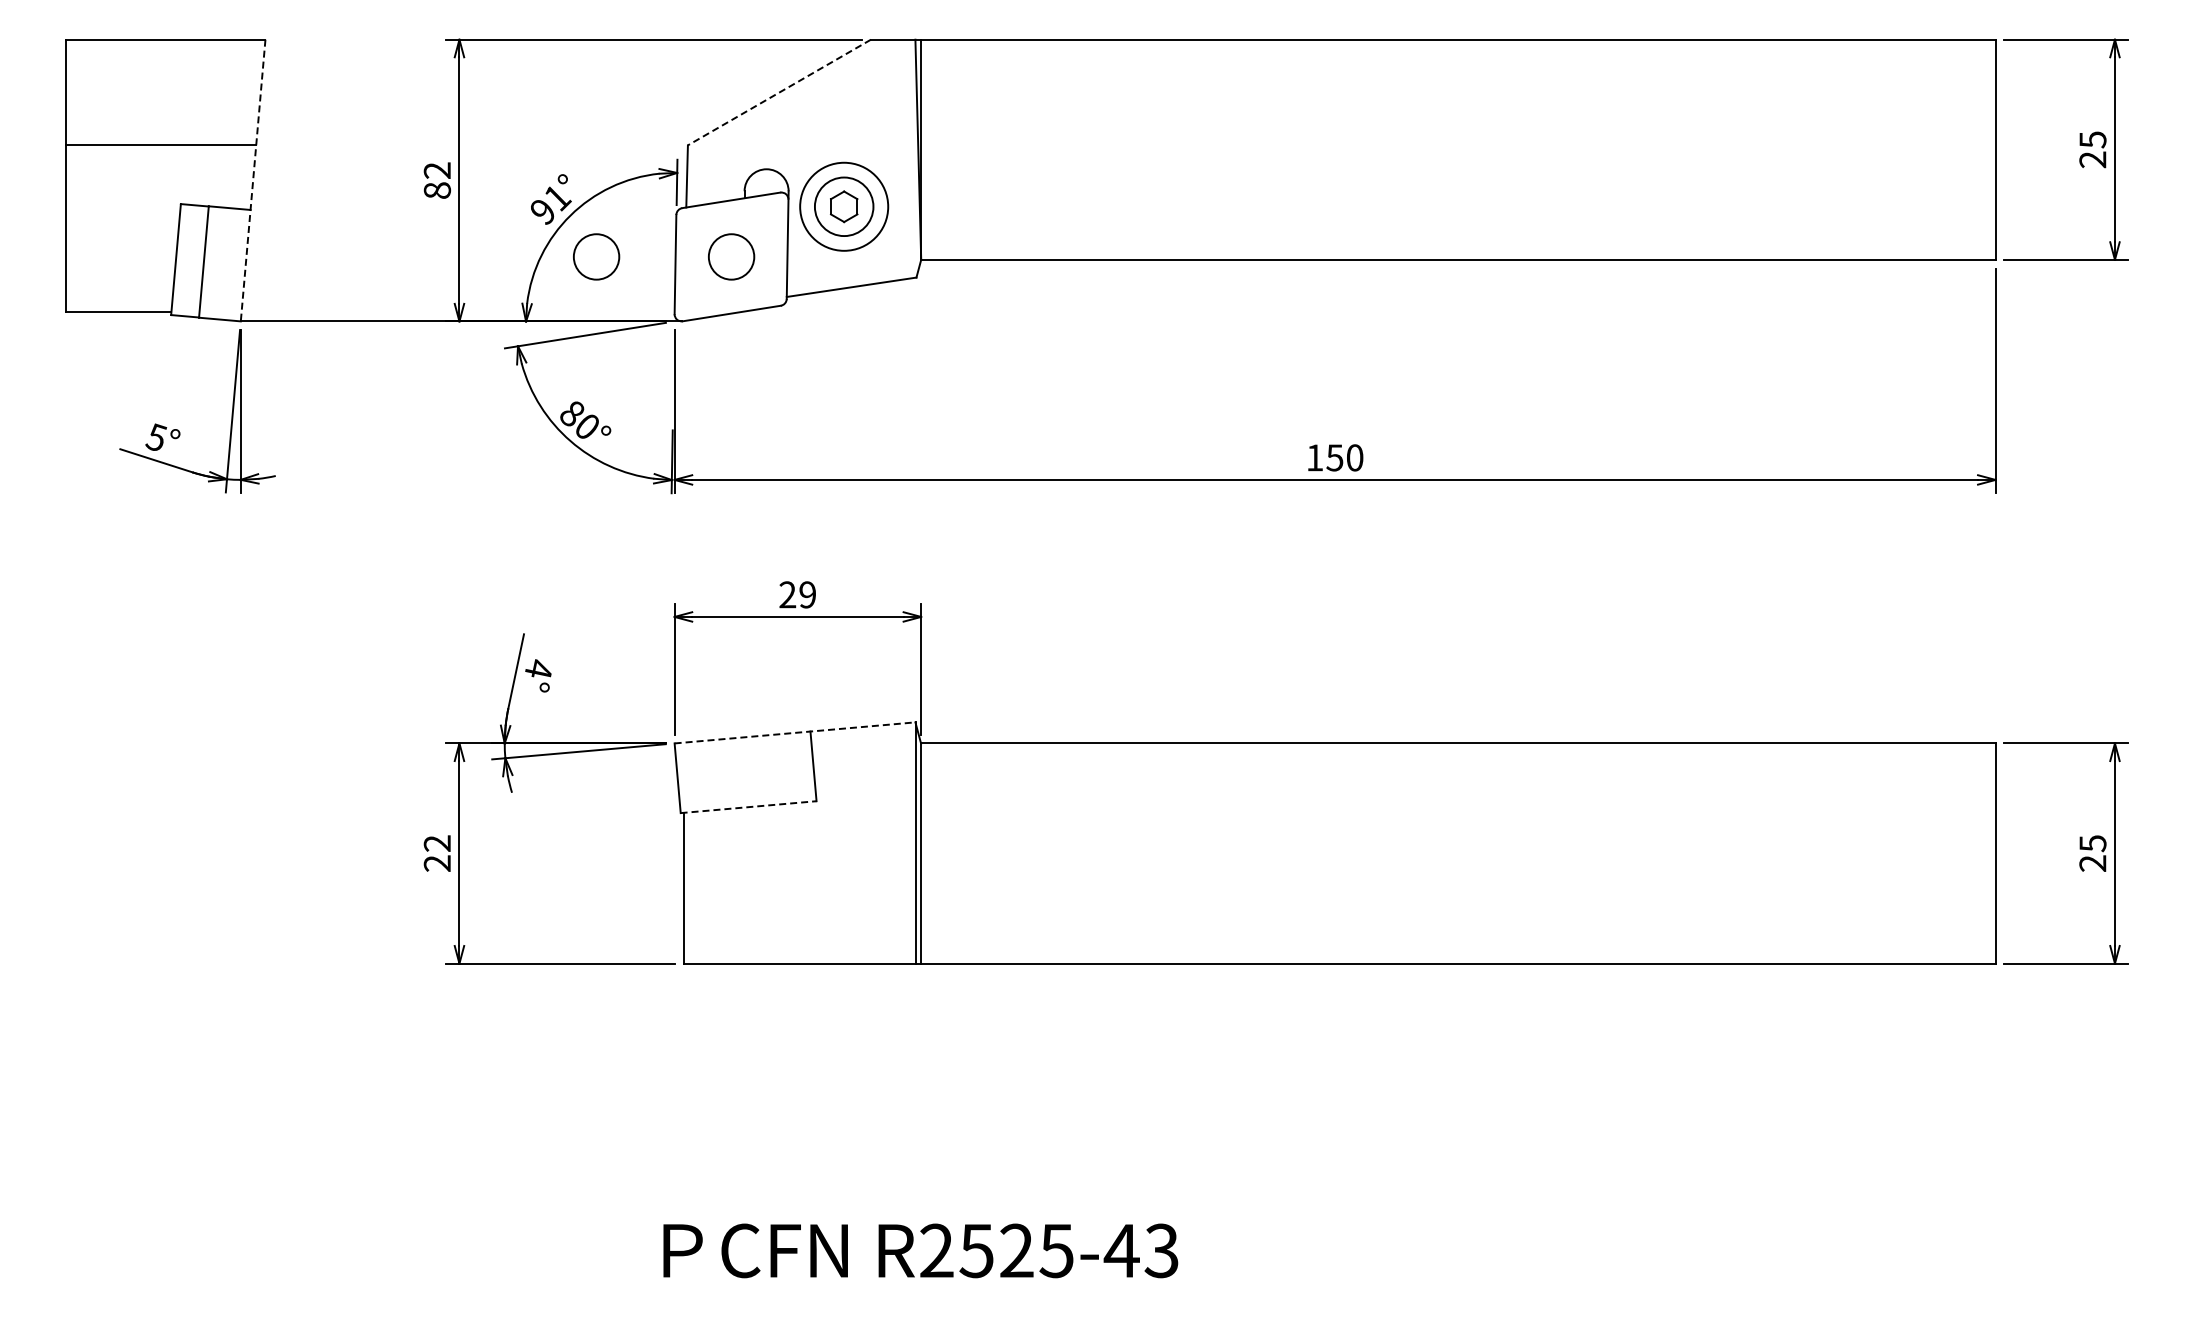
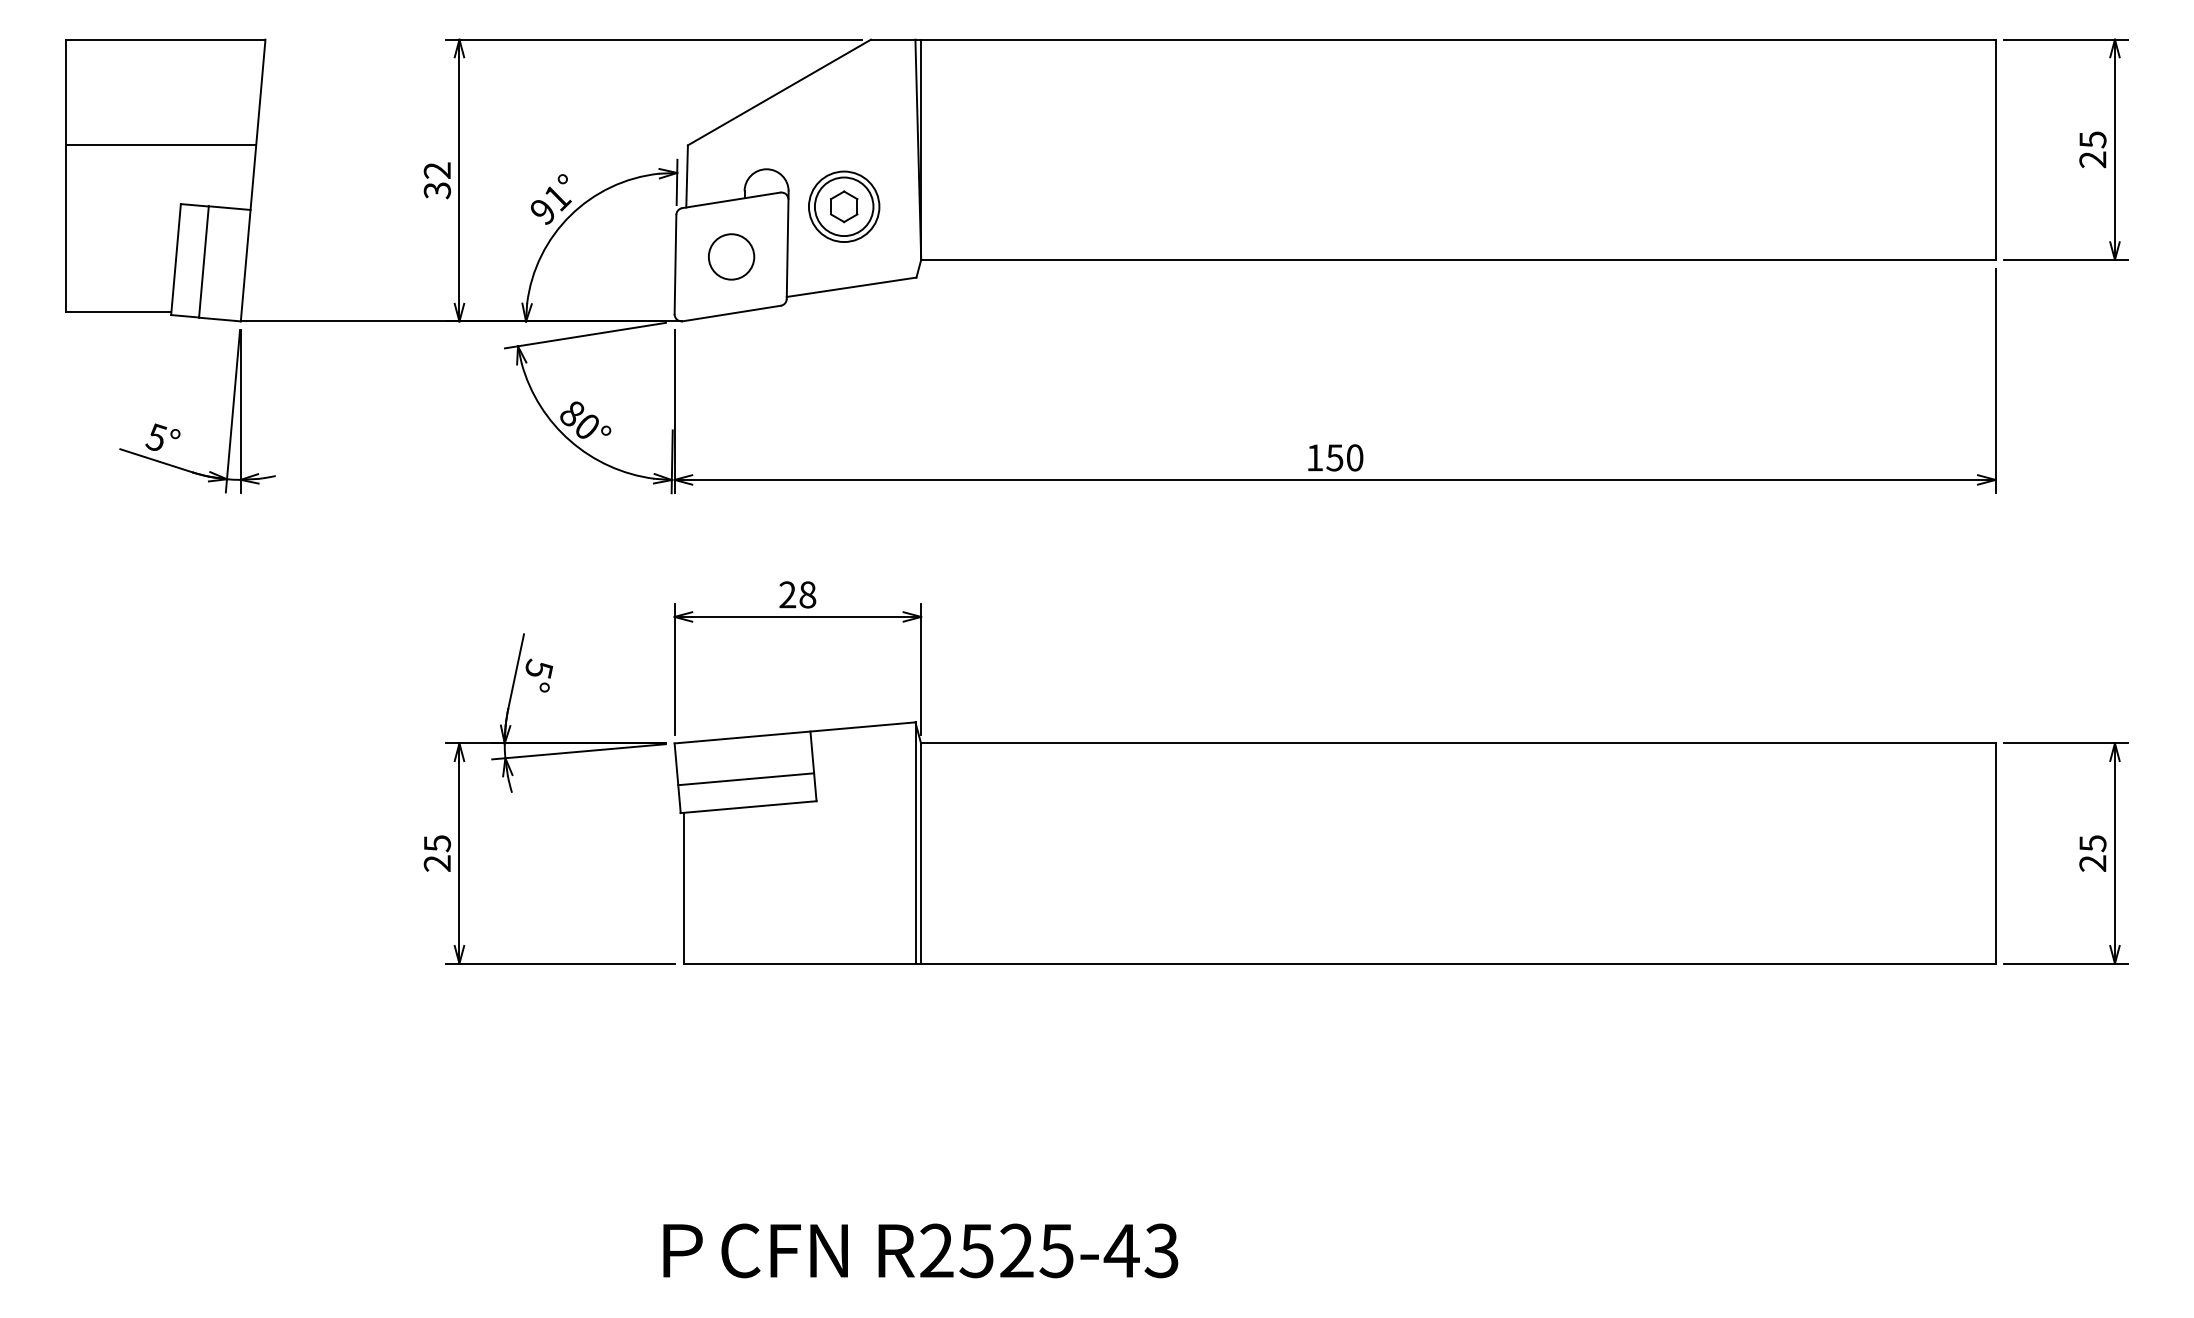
line: dashed -> solid (779, 92)
line: dashed -> solid (253, 181)
text: 82 -> 32 (436, 190)
circle diameter: 88 px -> 70 px (843, 206)
circle: present -> none (596, 256)
text: 29 -> 28 (807, 594)
text: 4° -> 5° (539, 668)
line: dashed -> solid (795, 732)
line: none -> present (746, 779)
line: dashed -> solid (749, 807)
text: 22 -> 25 (437, 843)
